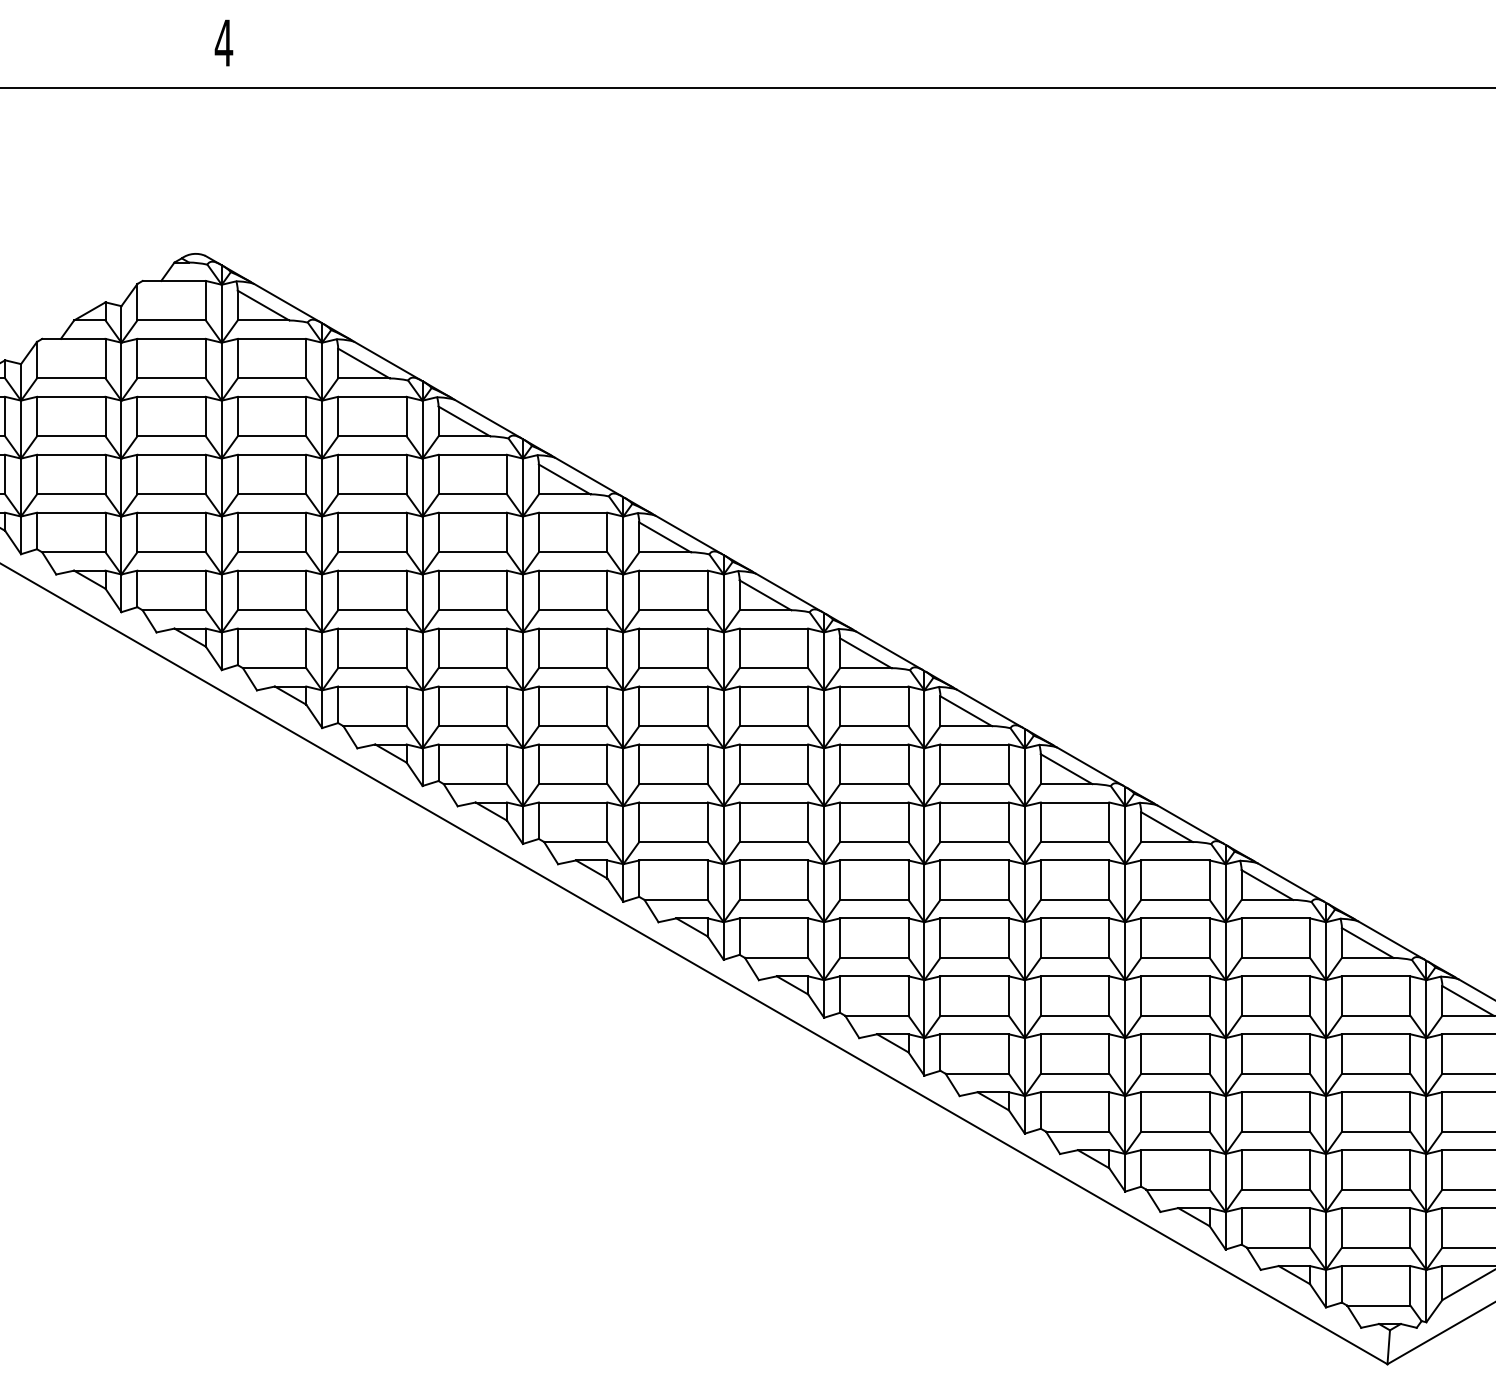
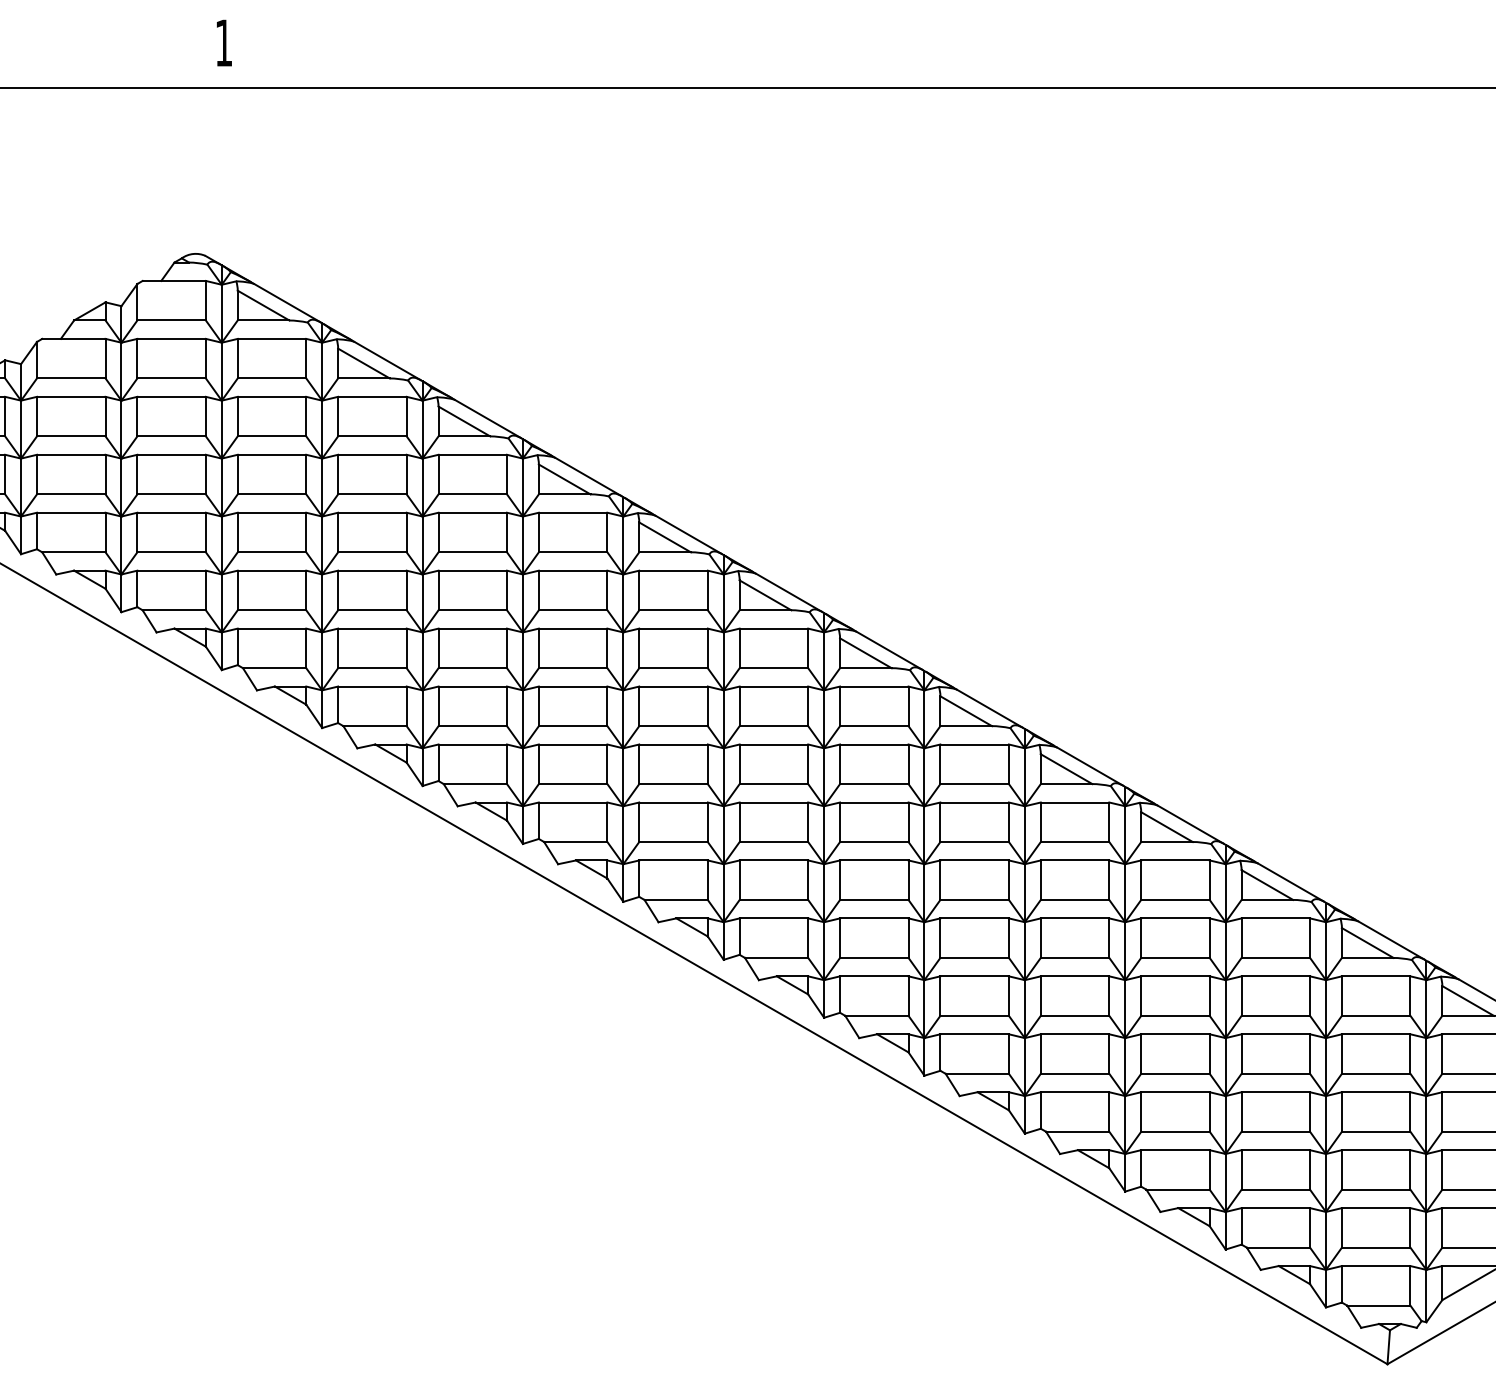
text: 4 -> 1 (223, 42)
